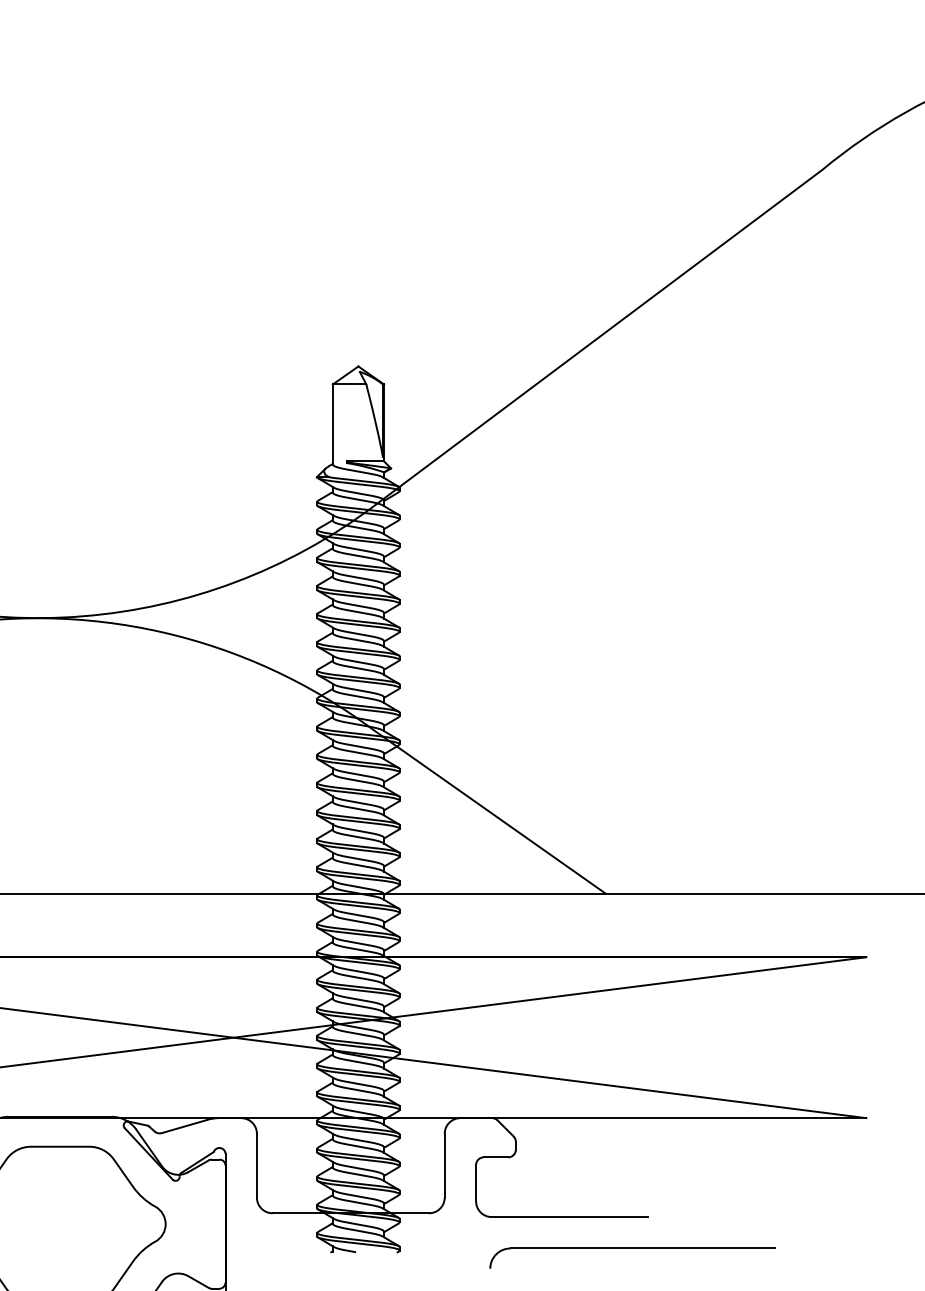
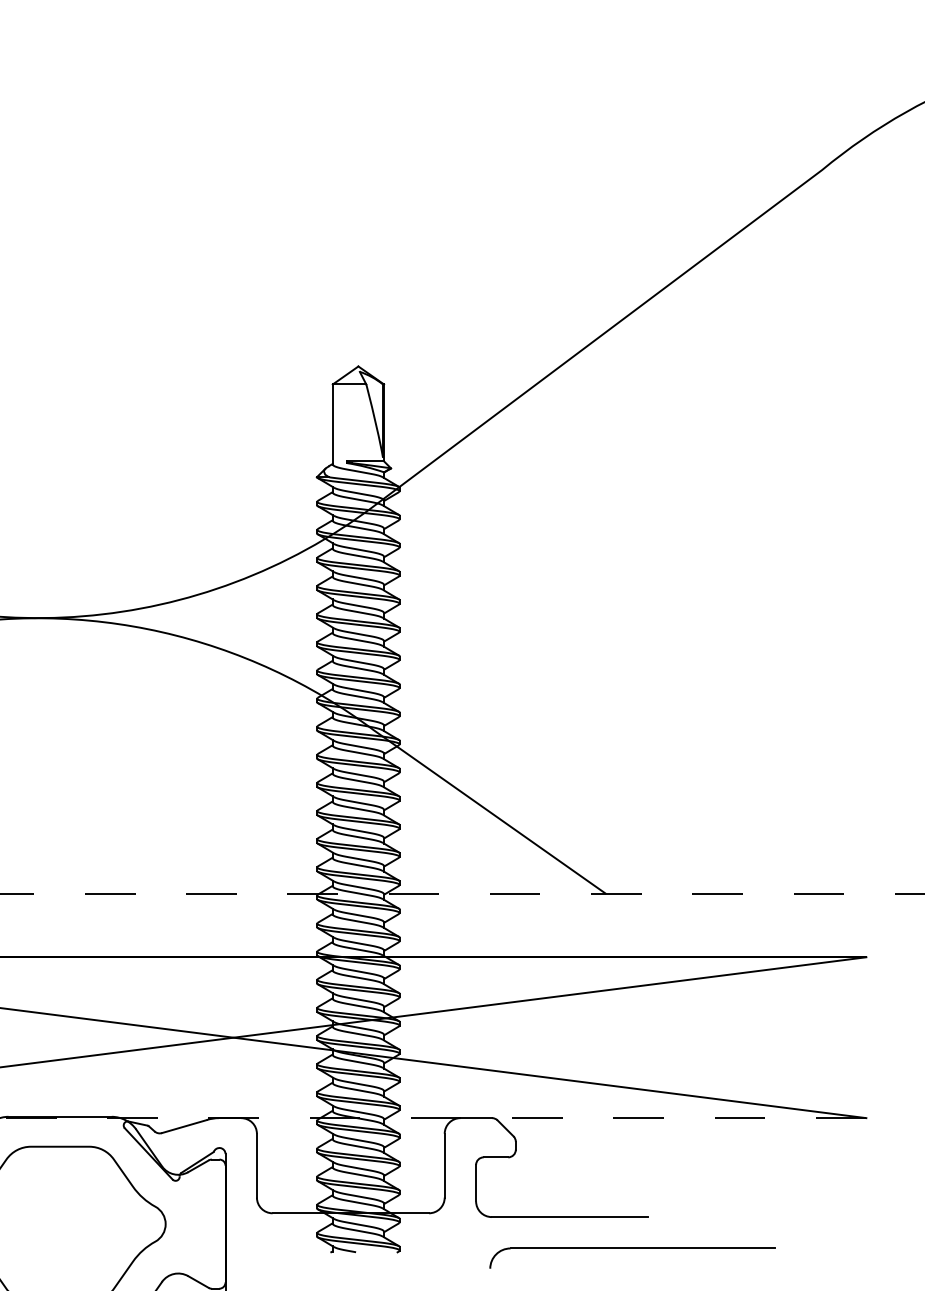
line: solid -> dashed (462, 894)
line: solid -> dashed (433, 1118)
